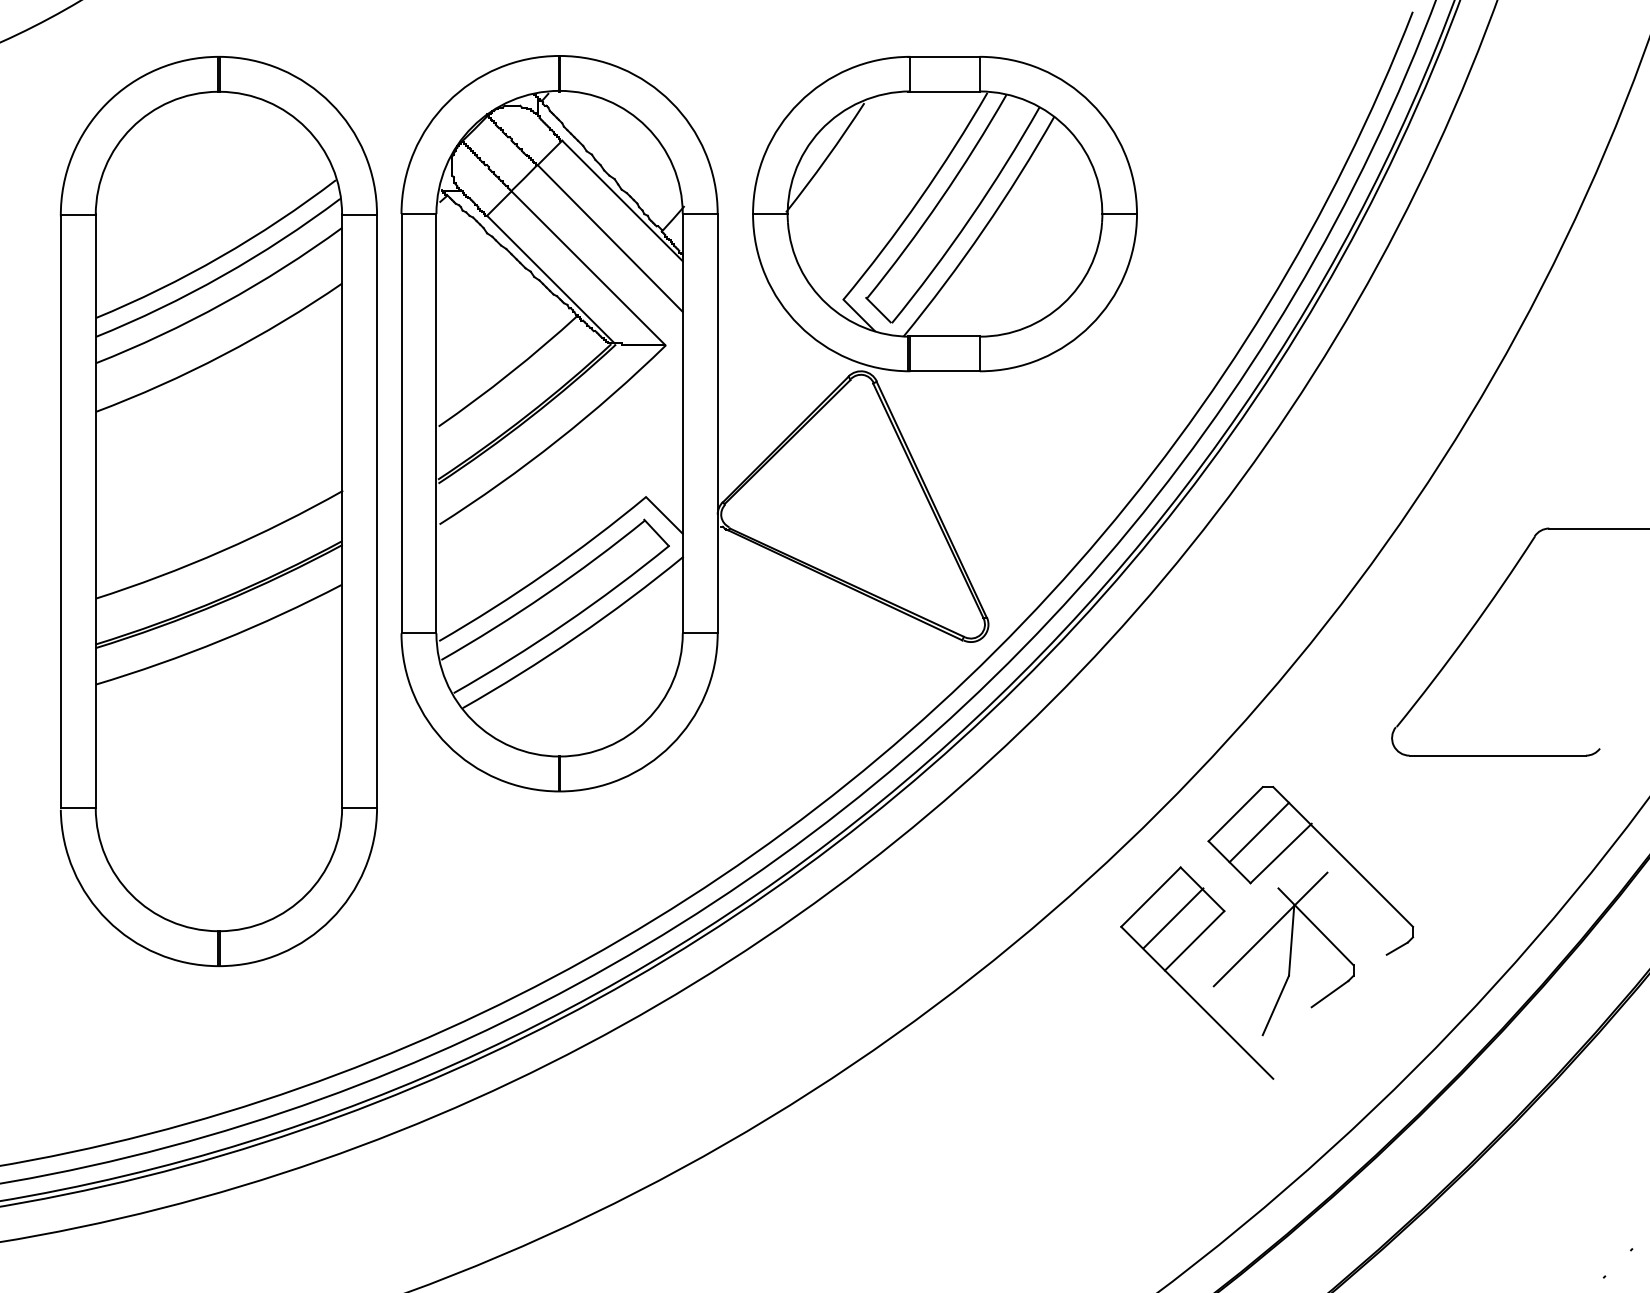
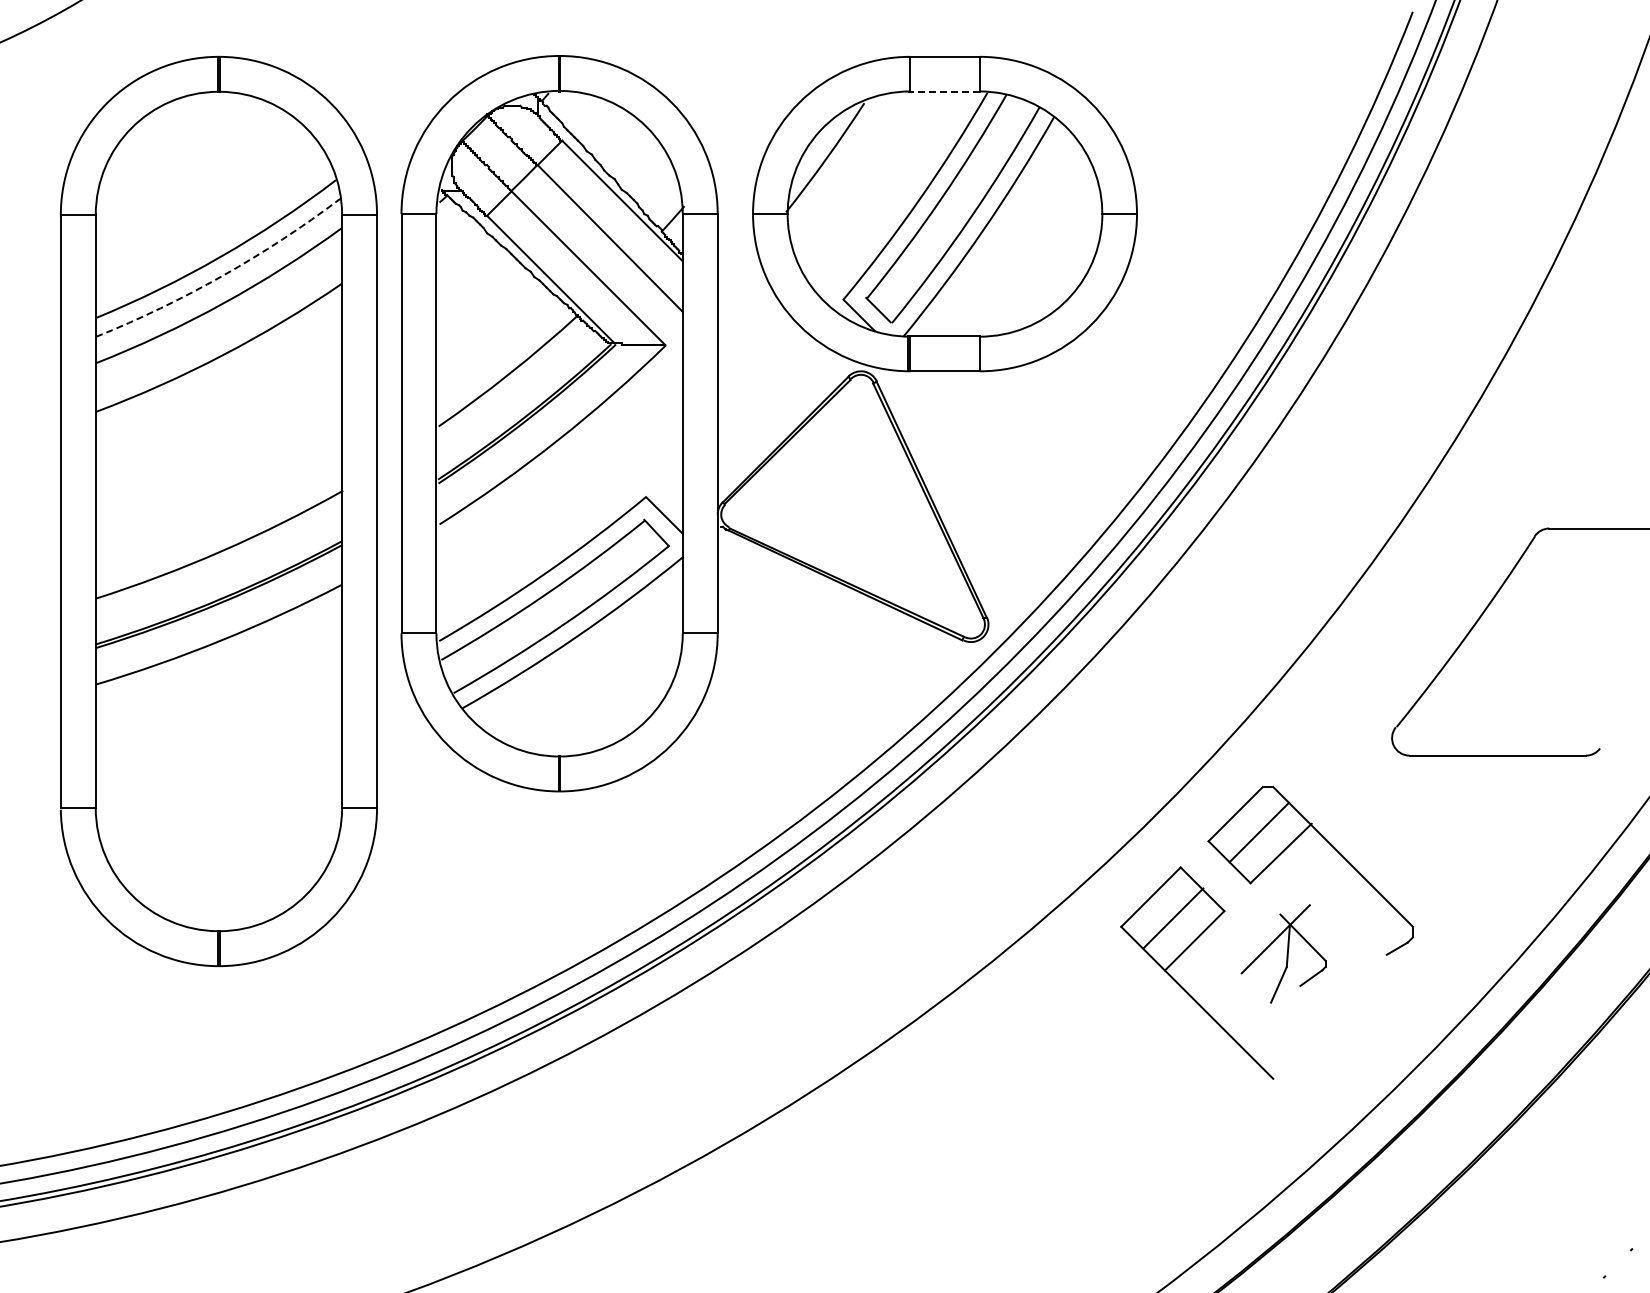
line: solid -> dashed (943, 91)
arc: solid -> dashed (222, 275)
part size: 143x166 px -> 87x100 px (1283, 953)
